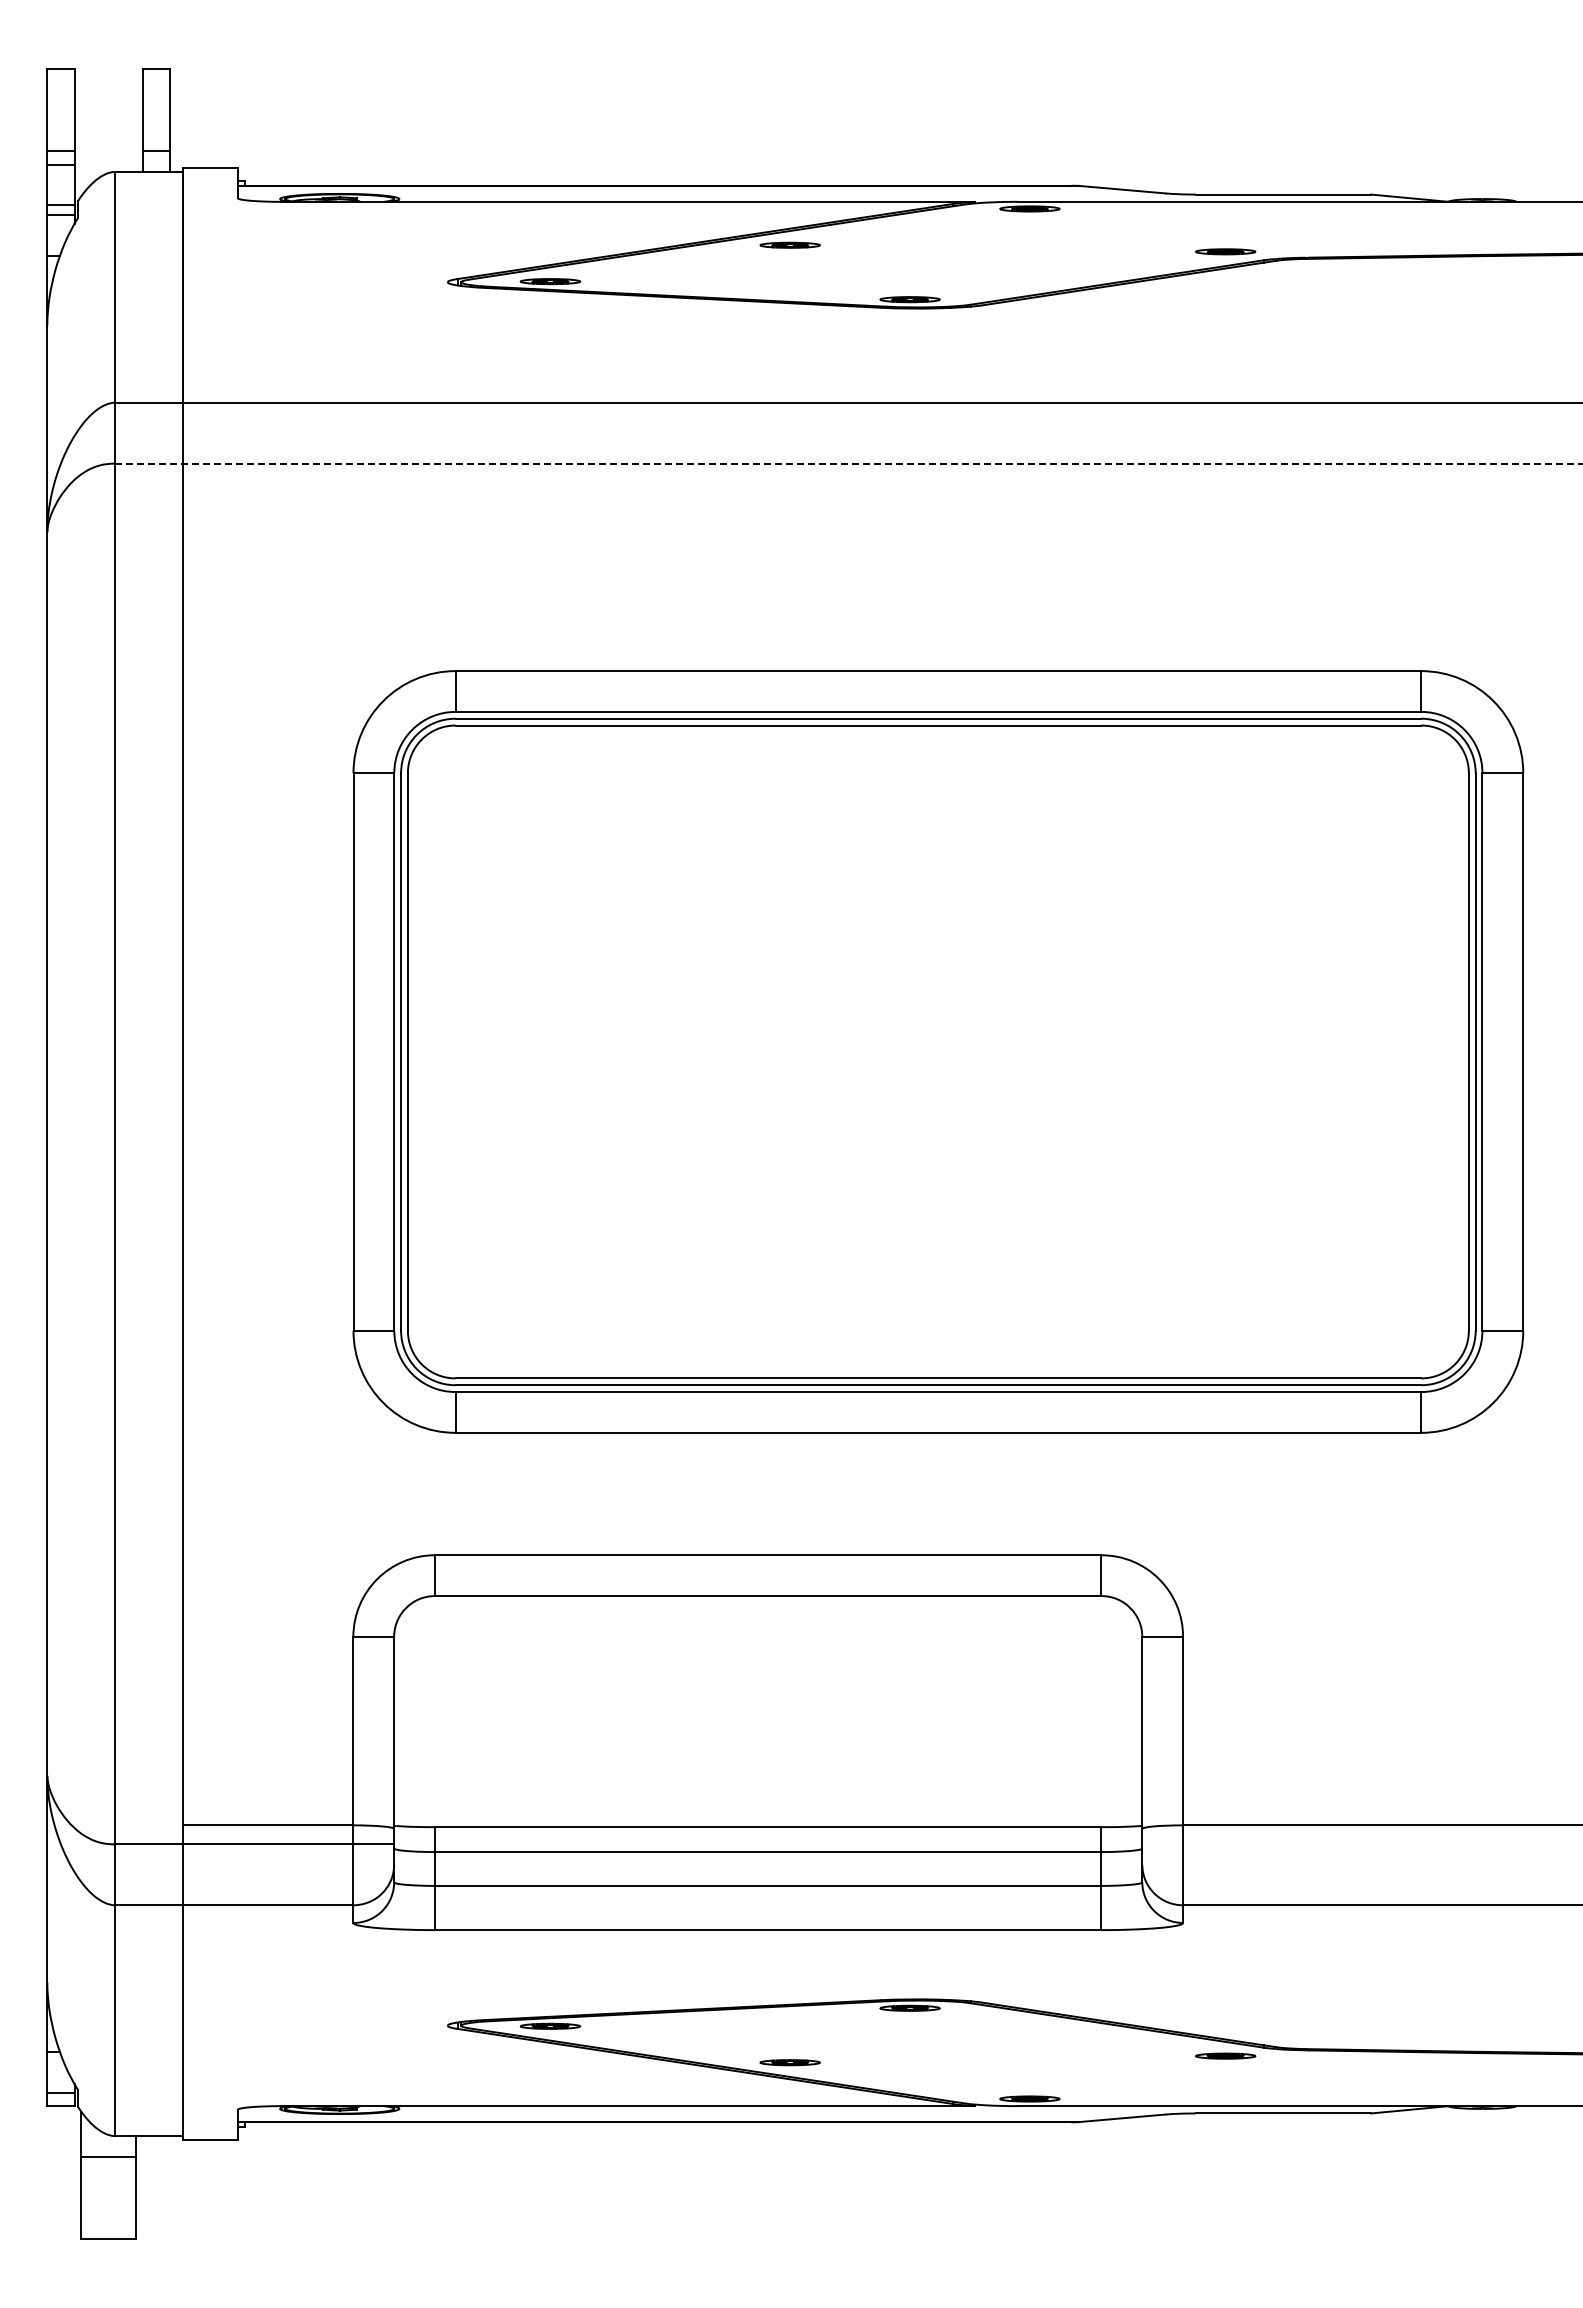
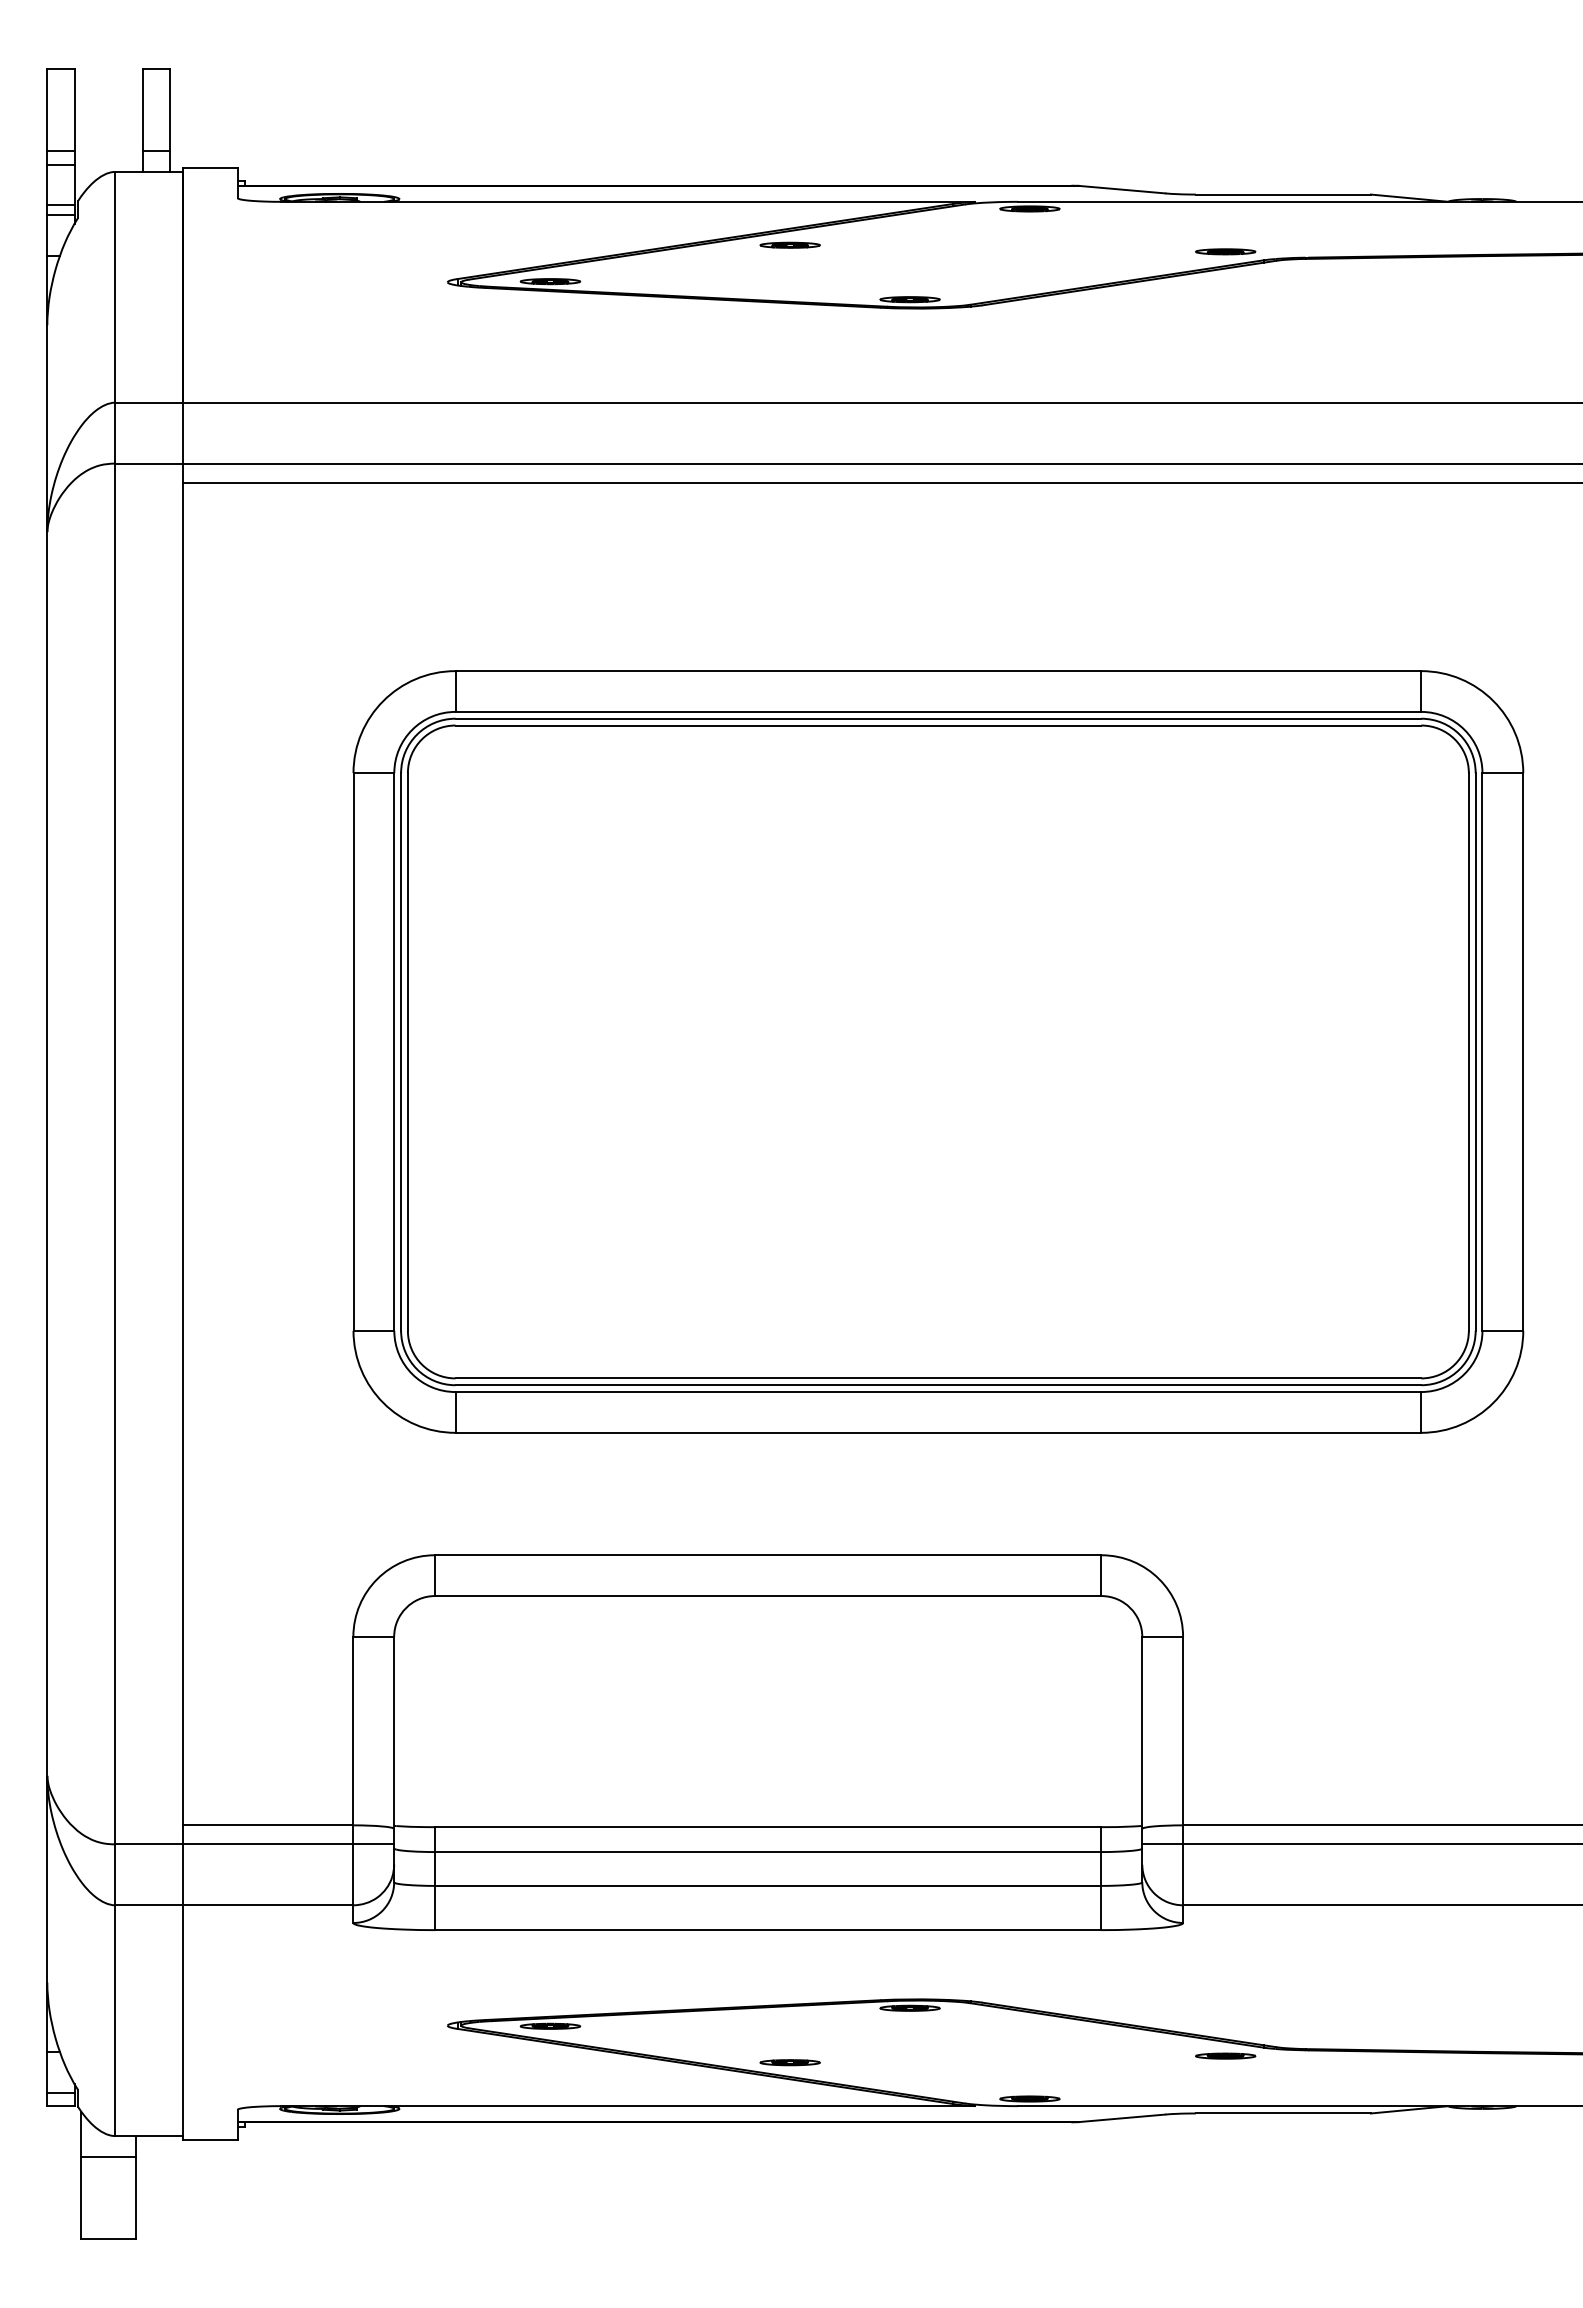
line: dashed -> solid (849, 463)
line: none -> present (881, 482)
line: none -> present (1360, 1844)
